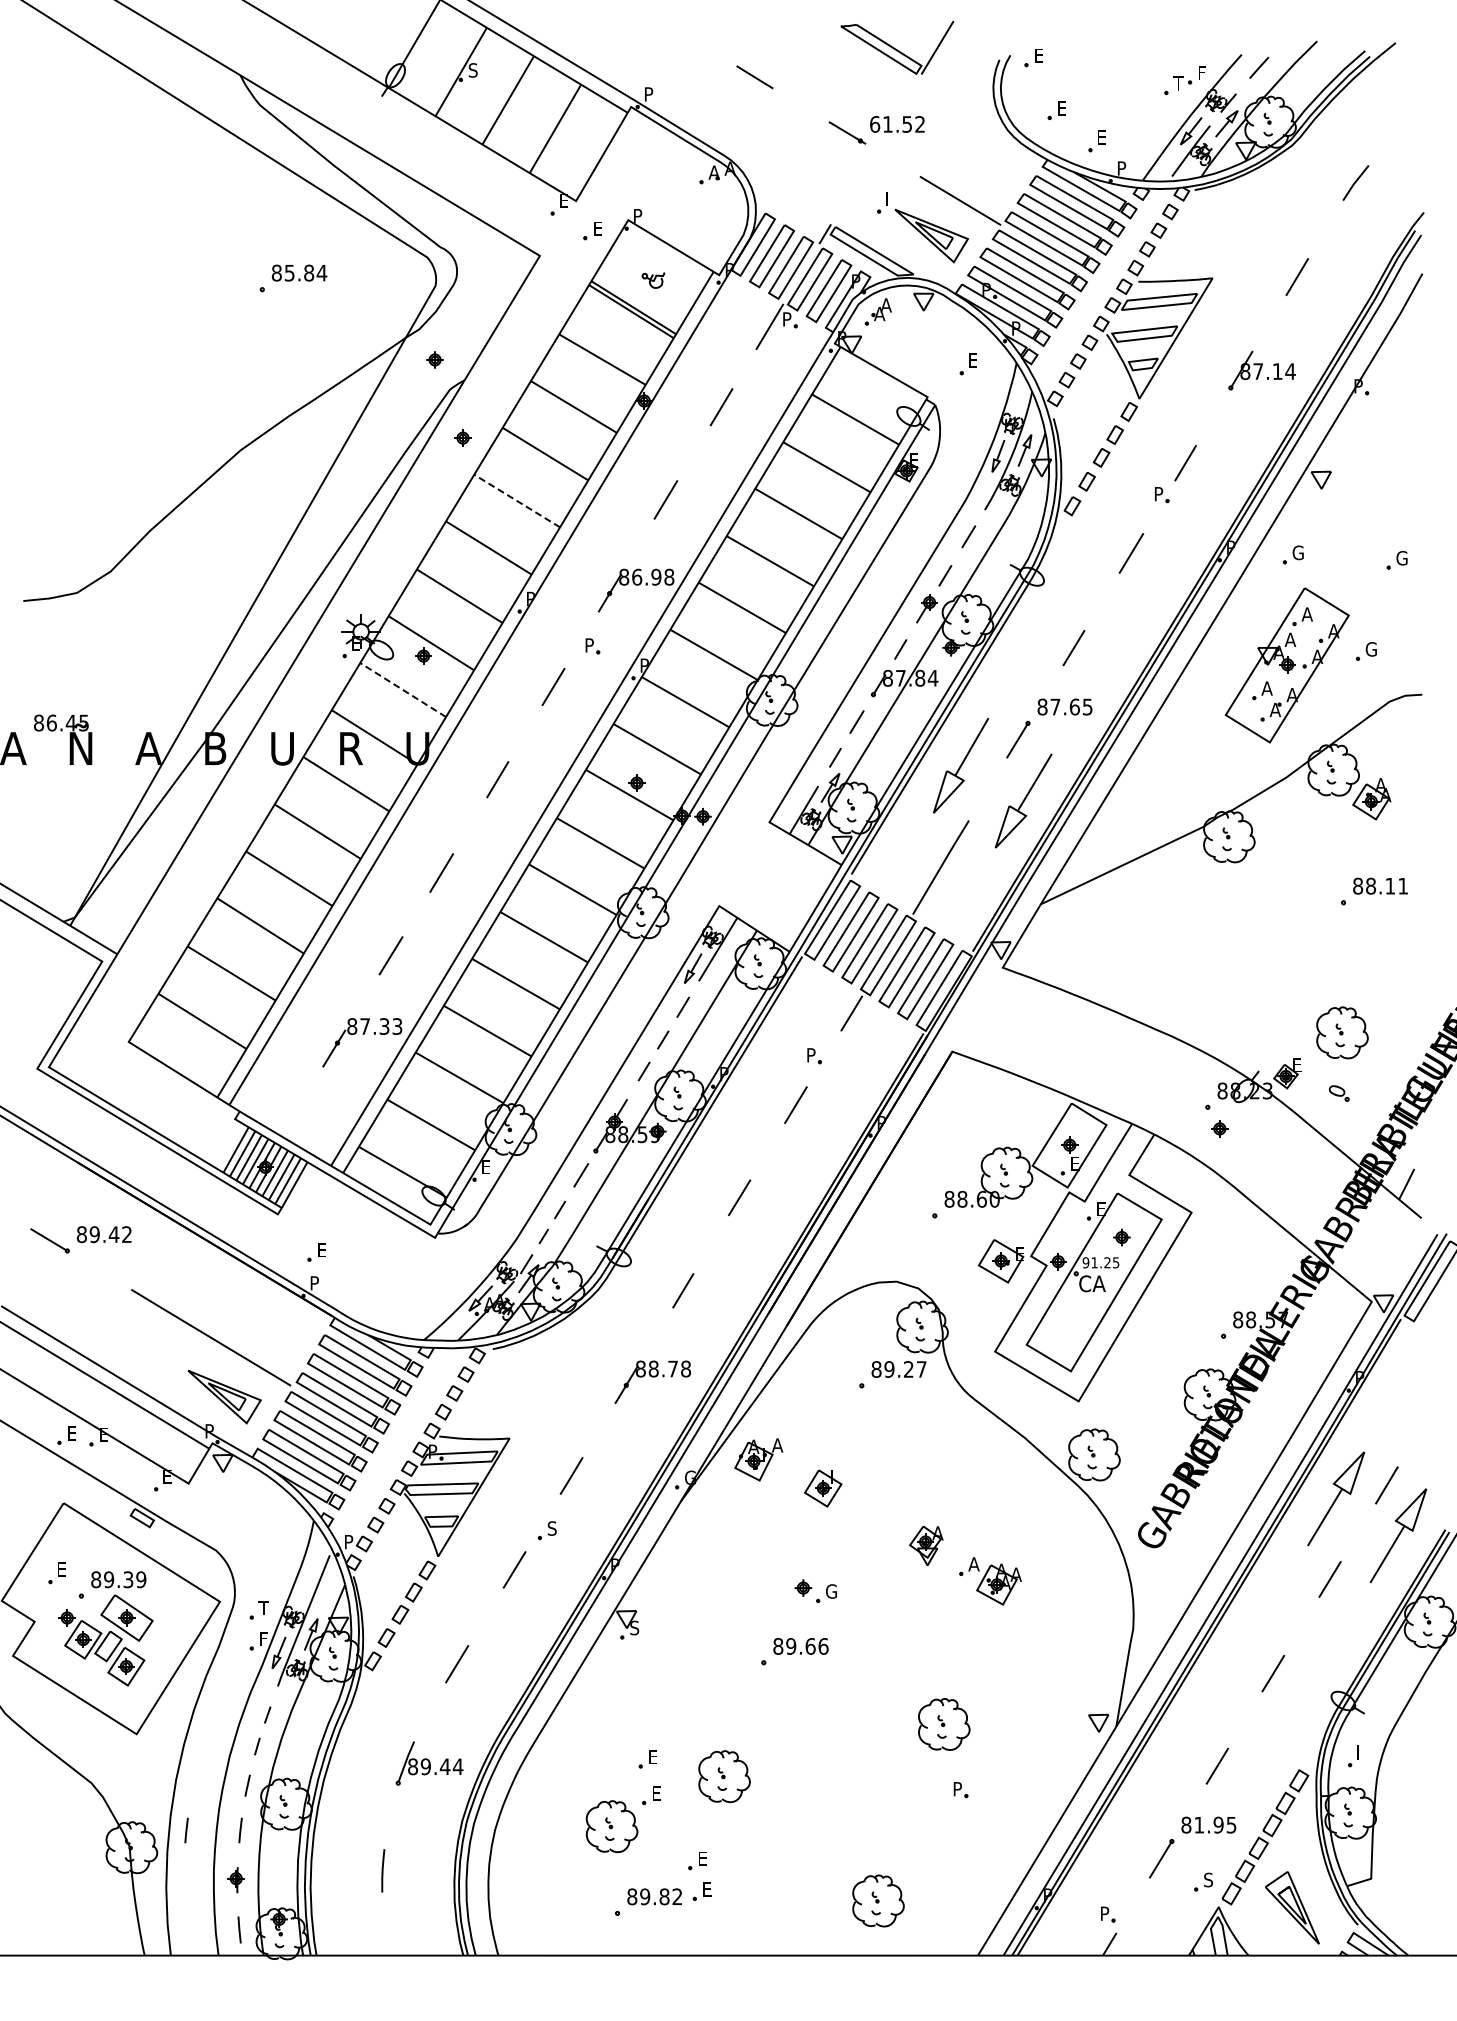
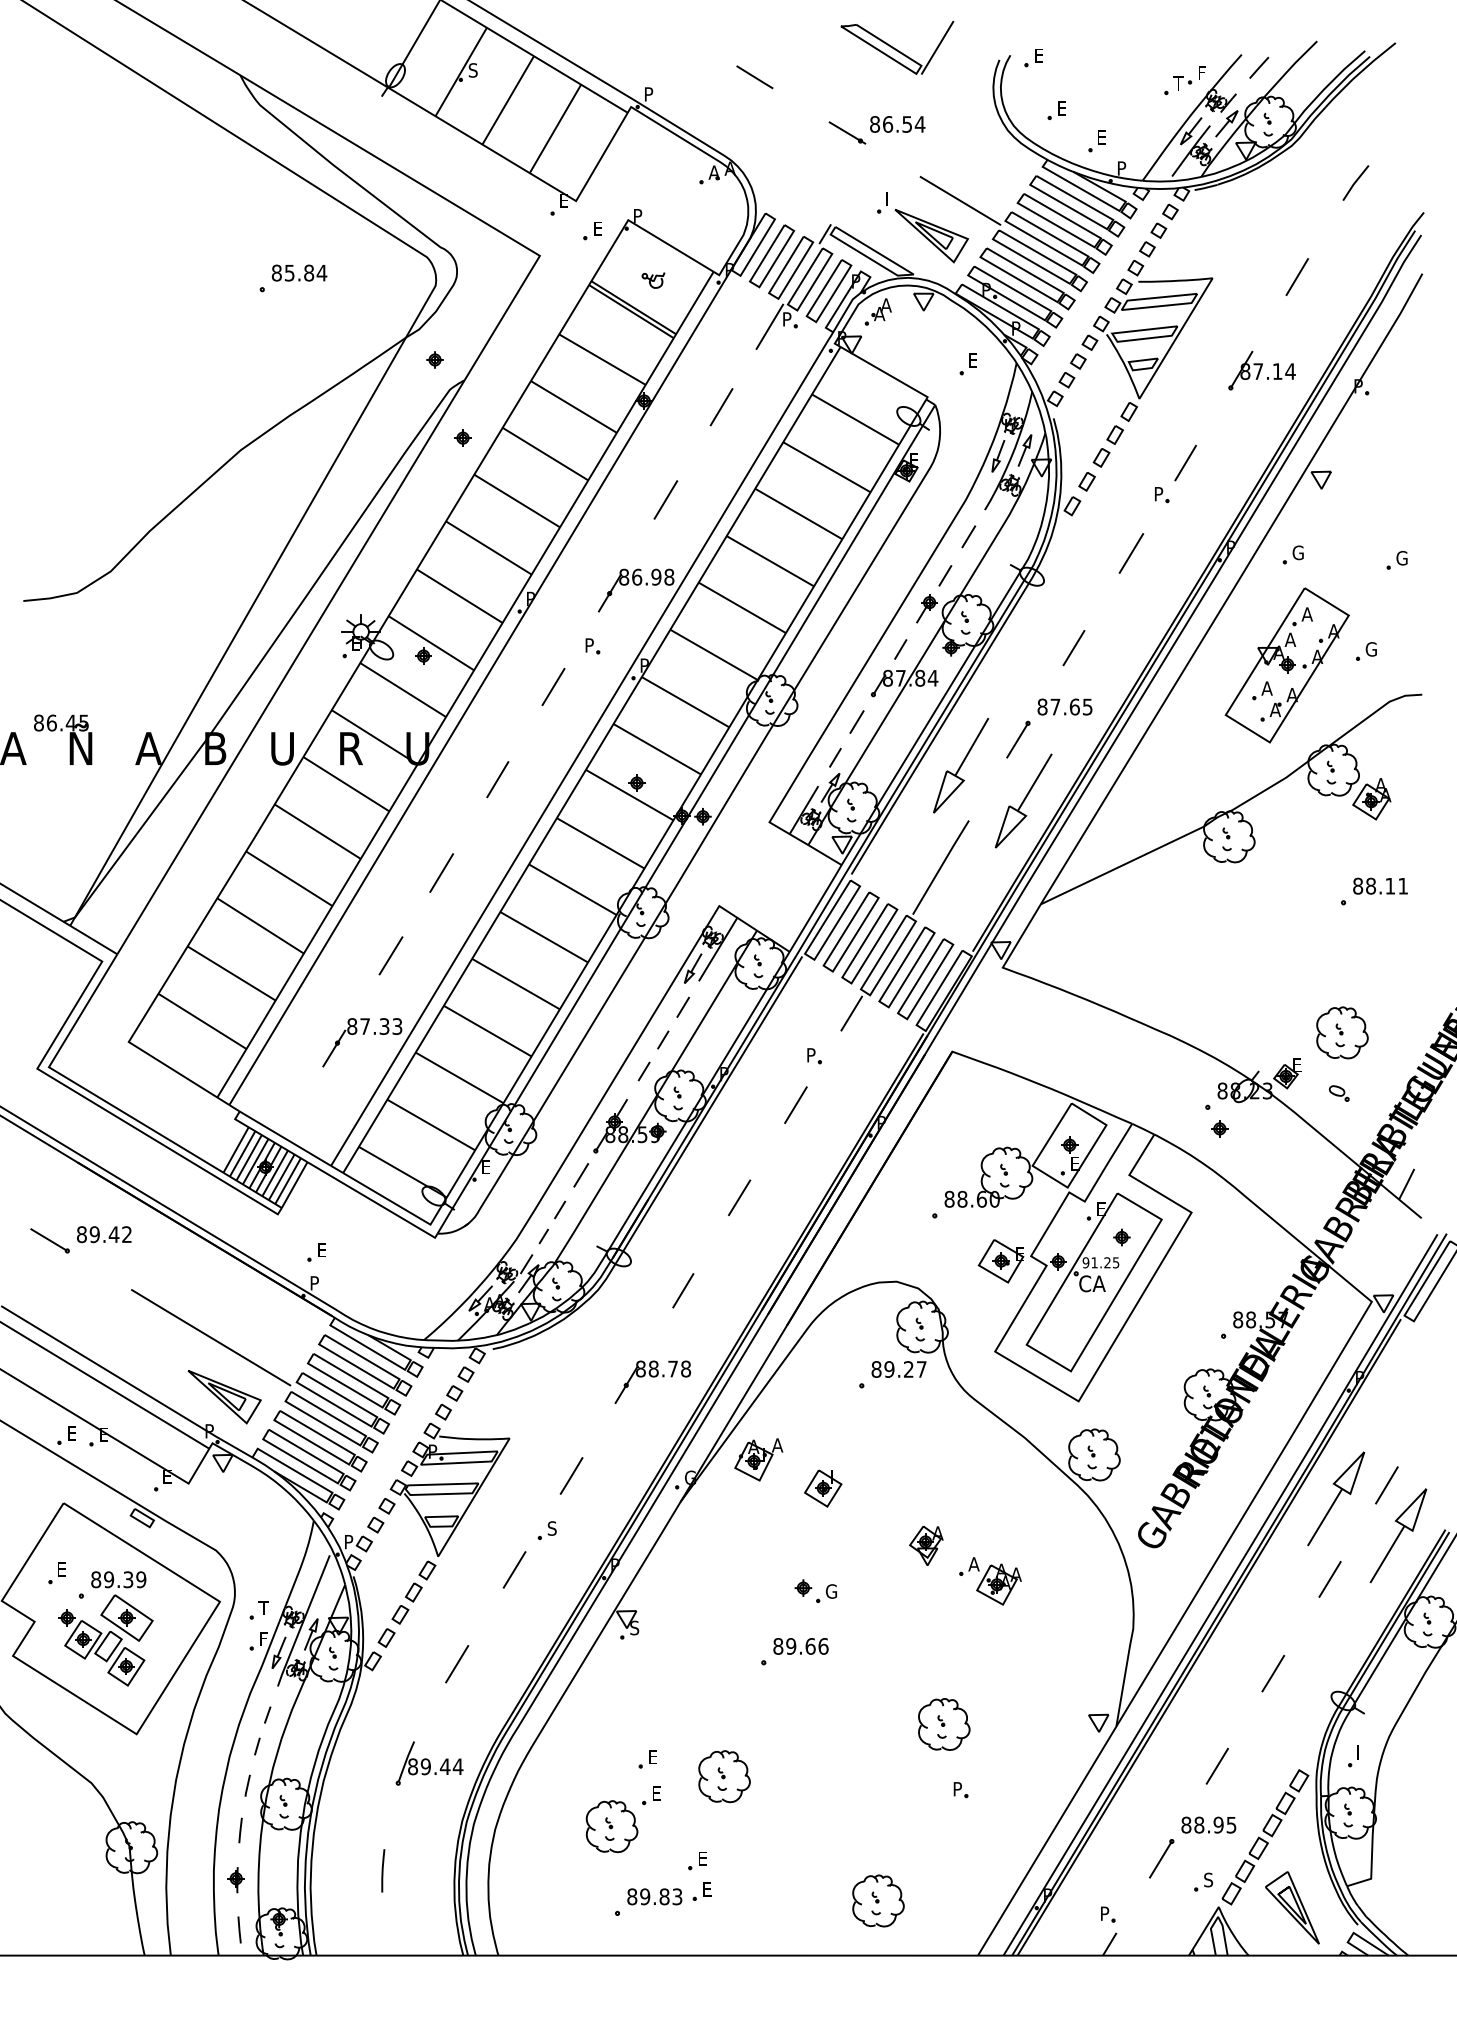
text: 61.52 -> 86.54 (897, 124)
line: dashed -> solid (516, 500)
line: dashed -> solid (403, 690)
text: 81.95 -> 88.95 (1199, 1824)
line: present -> none (186, 1830)
text: 89.82 -> 89.83 (677, 1896)
